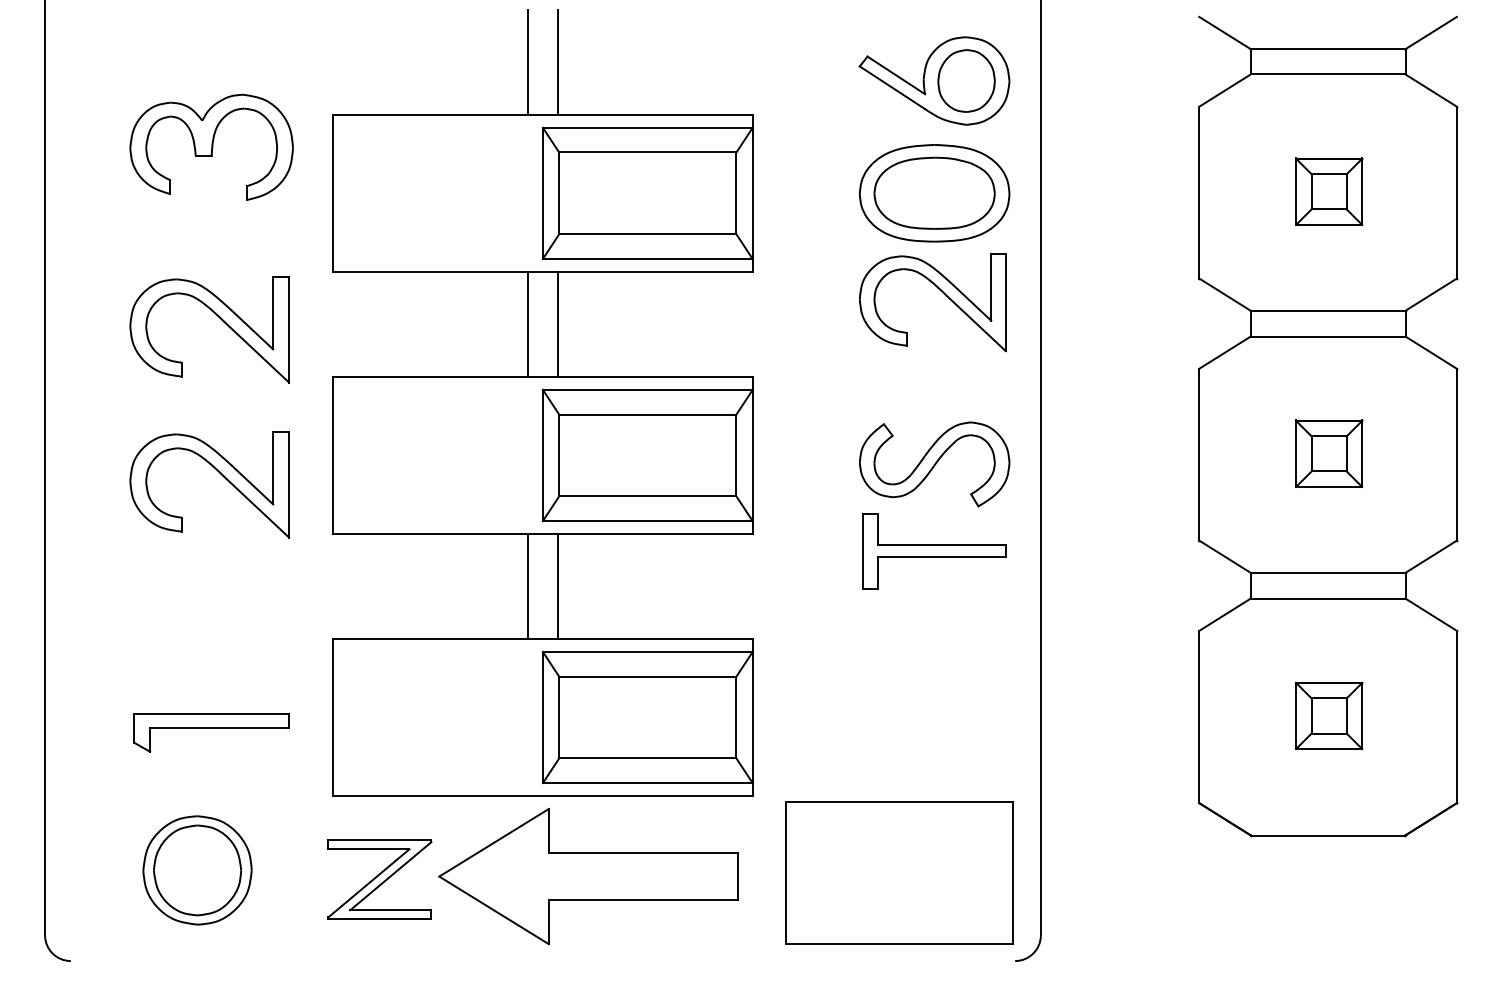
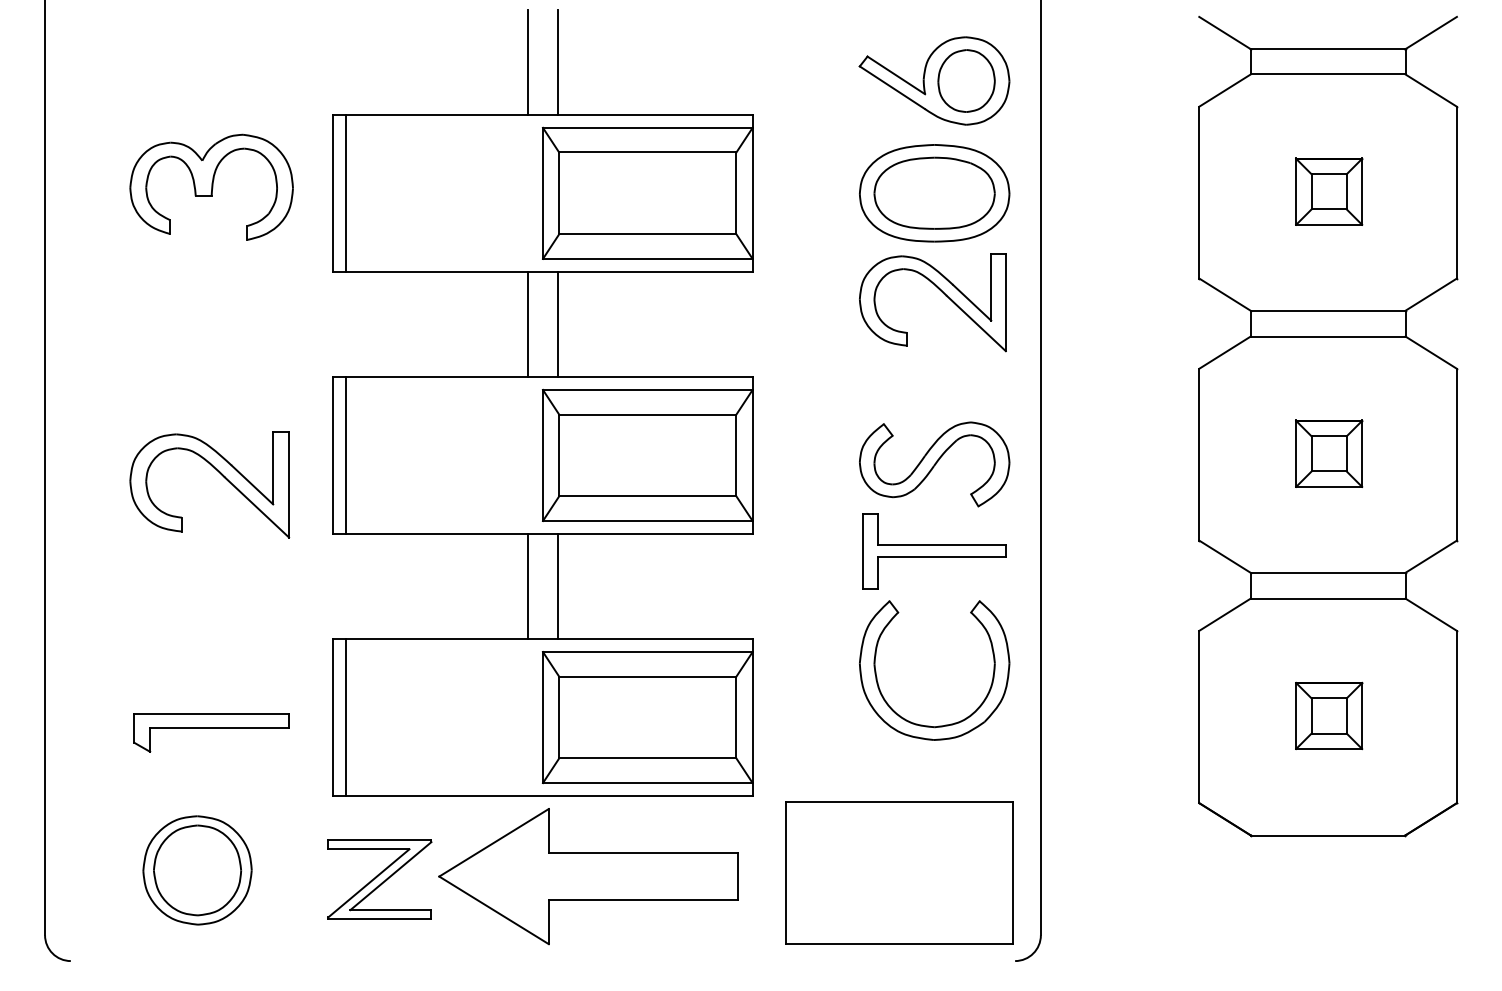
part position: (211, 146) -> (211, 186) (211, 186)
line: none -> present (346, 192)
part: present -> none (219, 318)
line: none -> present (346, 454)
line: none -> present (346, 716)
part: none -> present (945, 724)
